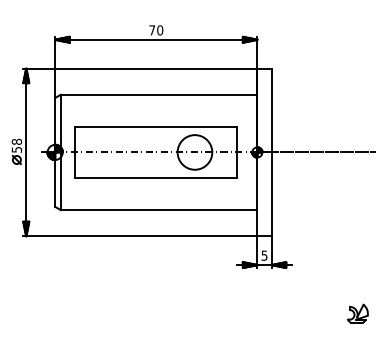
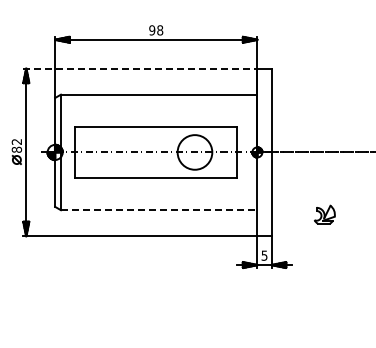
text: 70 -> 98 (156, 30)
line: solid -> dashed (140, 68)
text: 58 -> 82 (16, 145)
line: solid -> dashed (159, 210)
part position: (357, 313) -> (324, 214) (324, 214)
